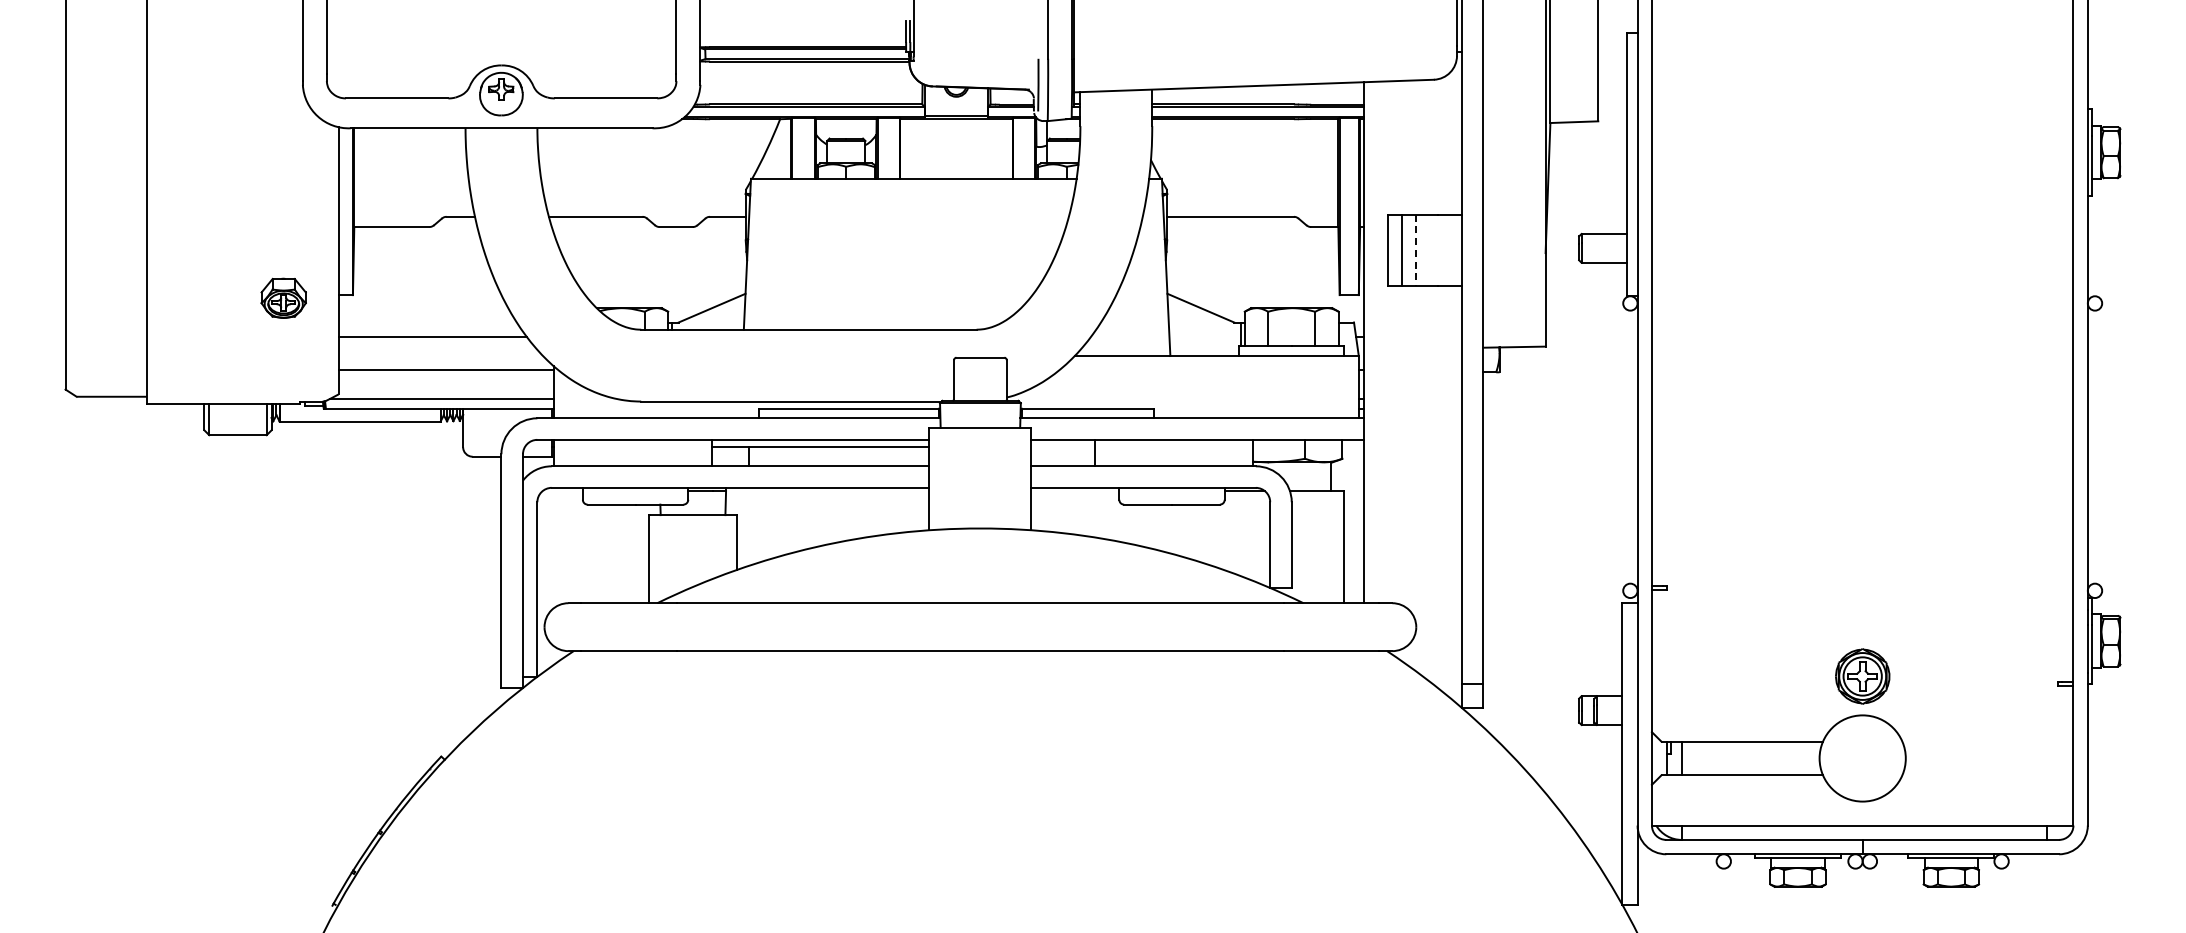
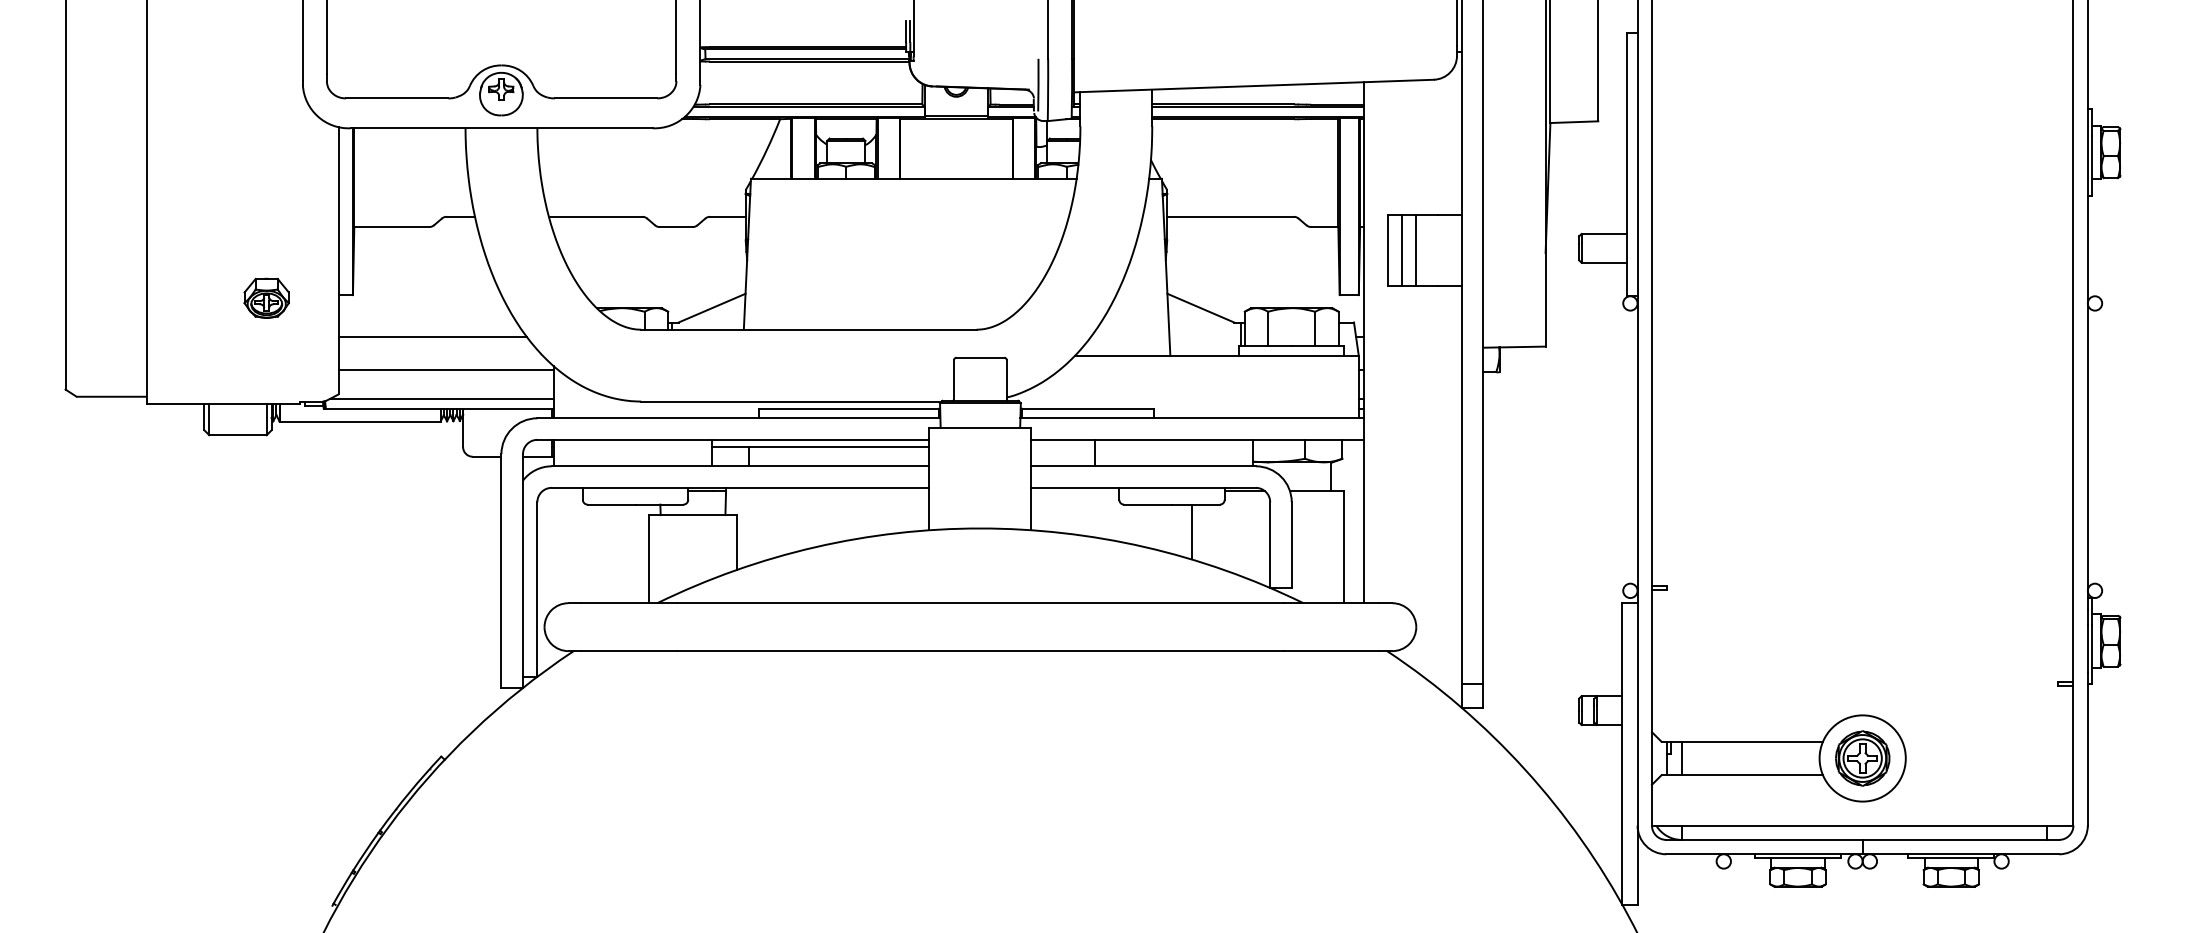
line: dashed -> solid (1416, 250)
part position: (283, 297) -> (266, 297) (266, 297)
line: none -> present (1191, 531)
part position: (1862, 676) -> (1862, 758) (1862, 758)
